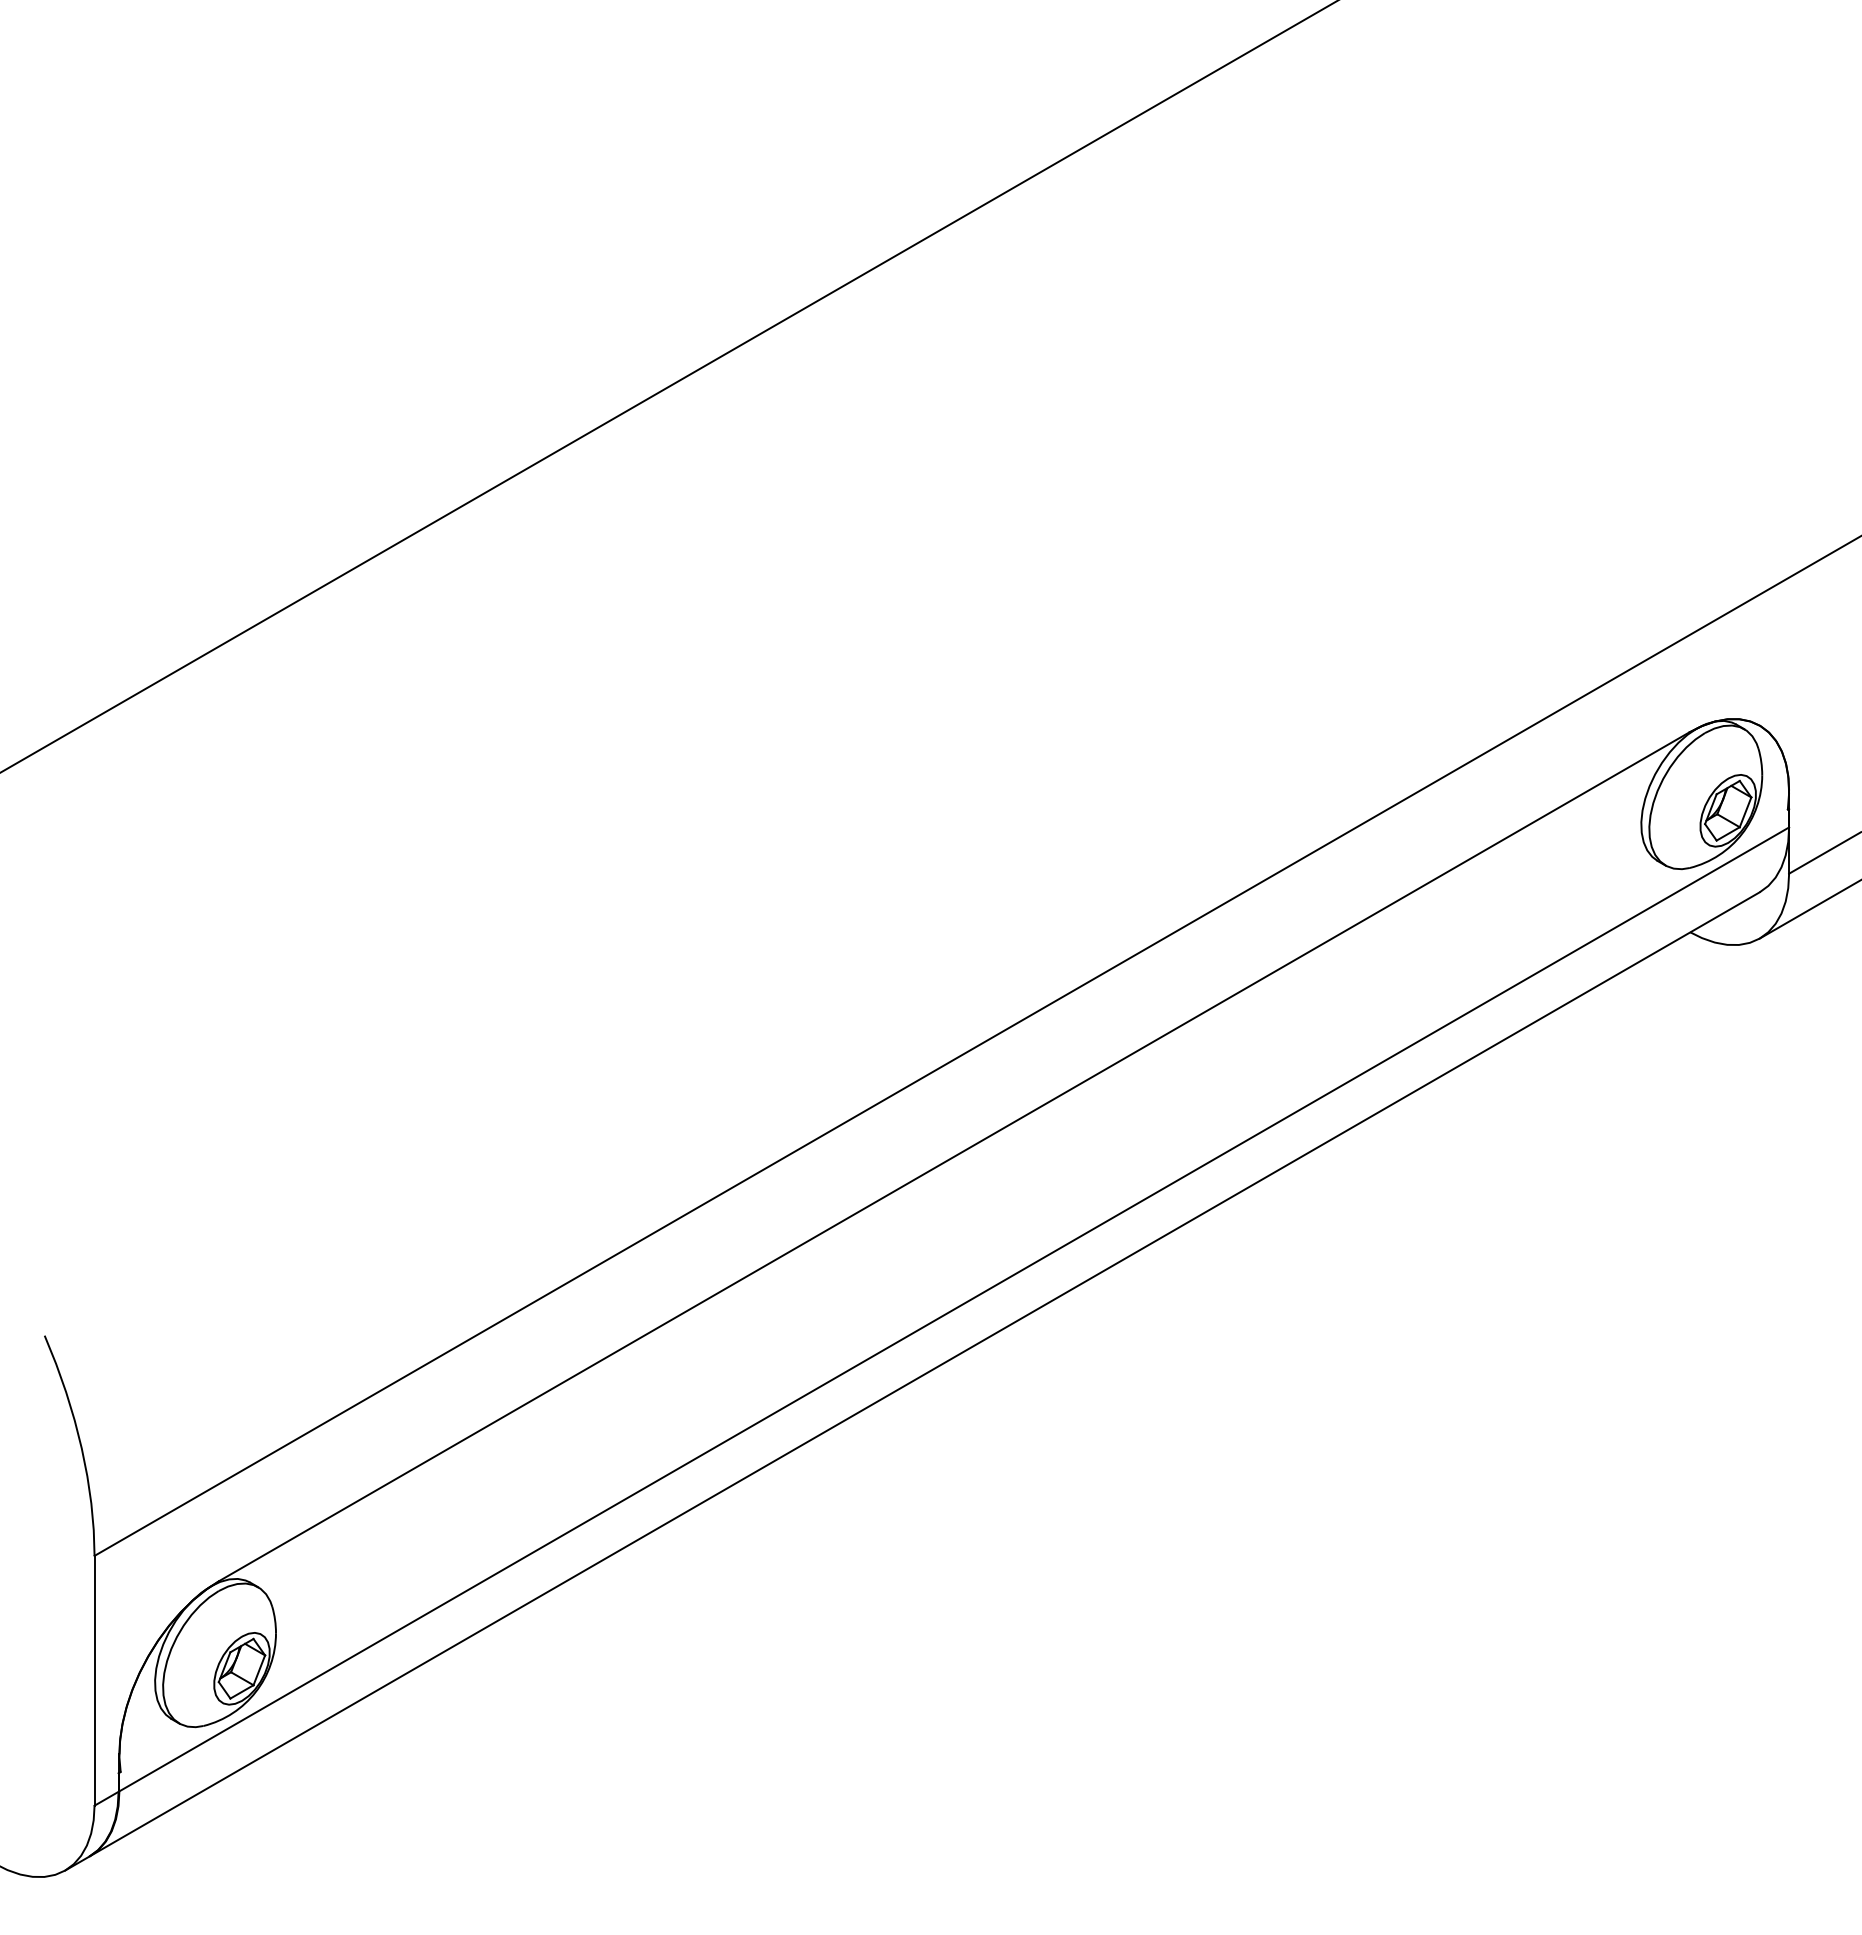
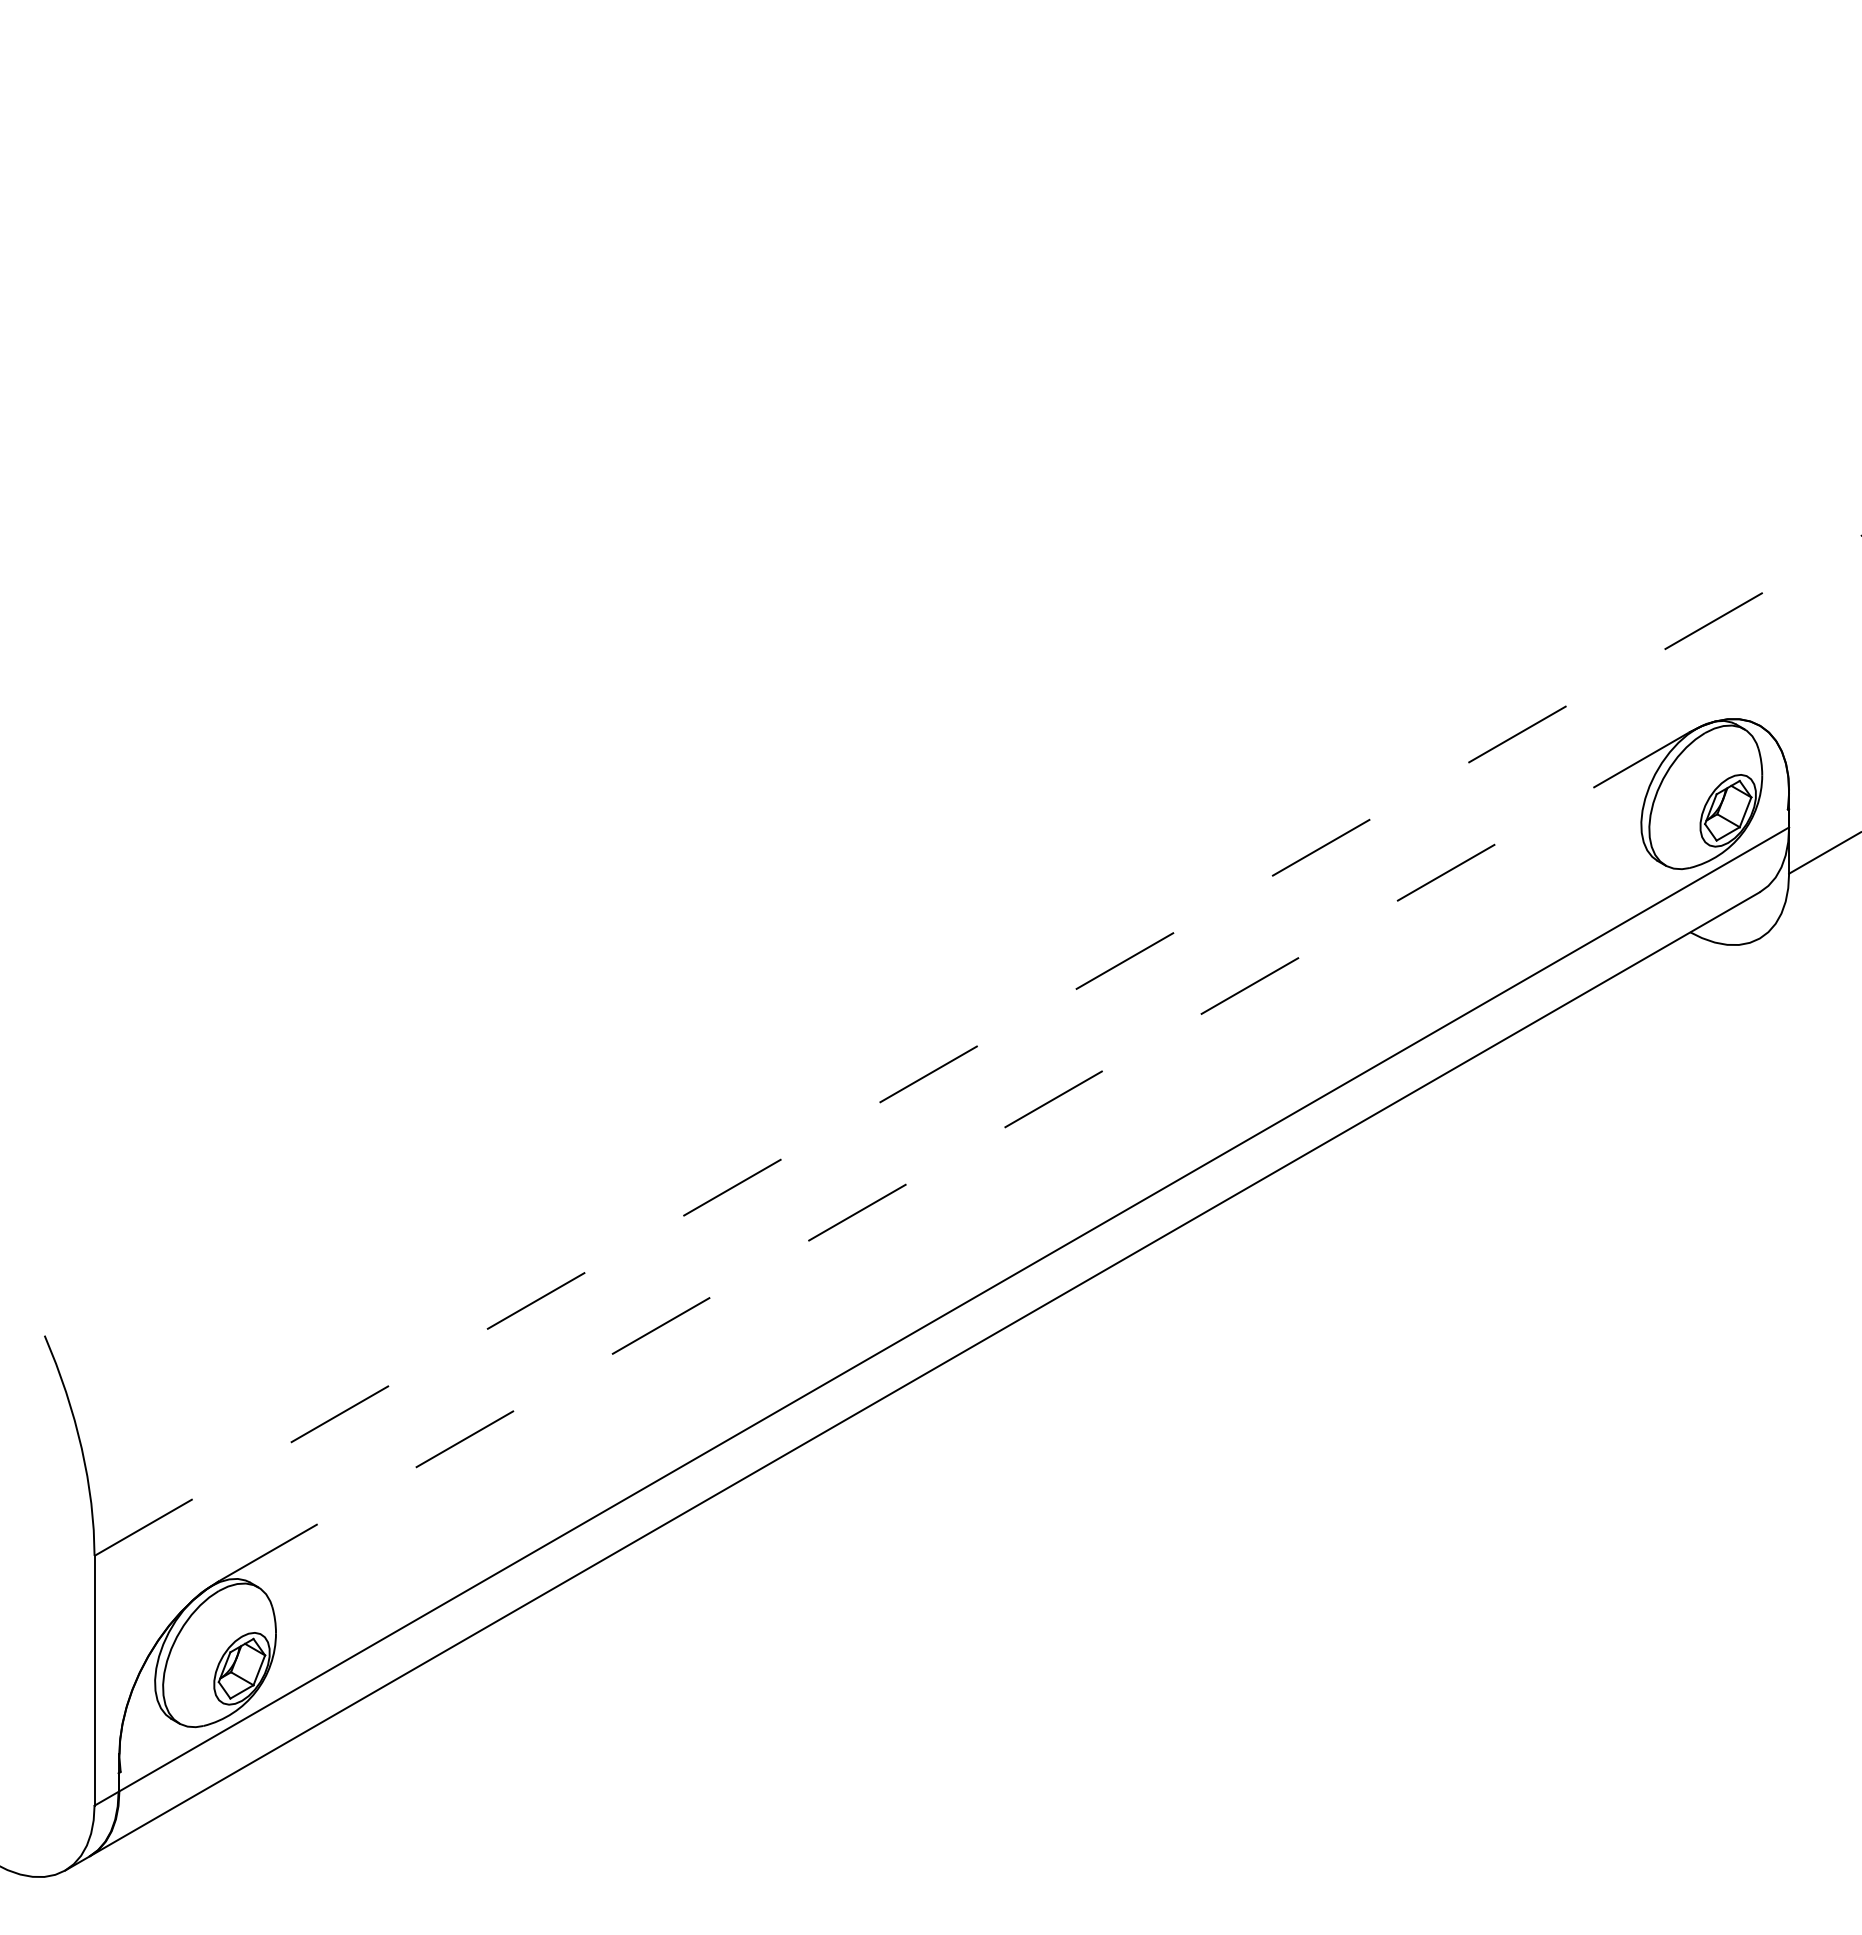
line: present -> none (668, 386)
line: present -> none (1808, 909)
line: solid -> dashed (977, 1045)
line: solid -> dashed (954, 1156)
